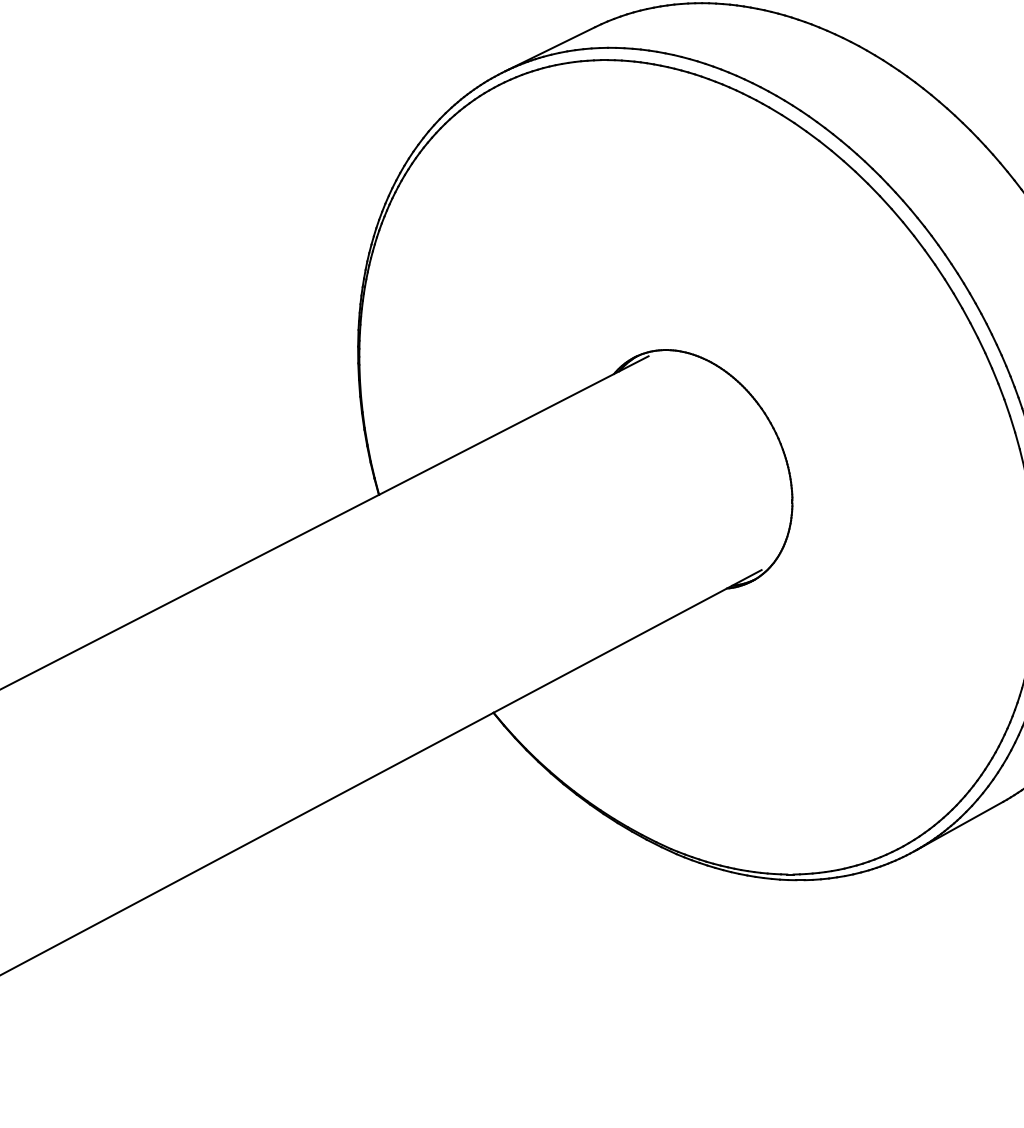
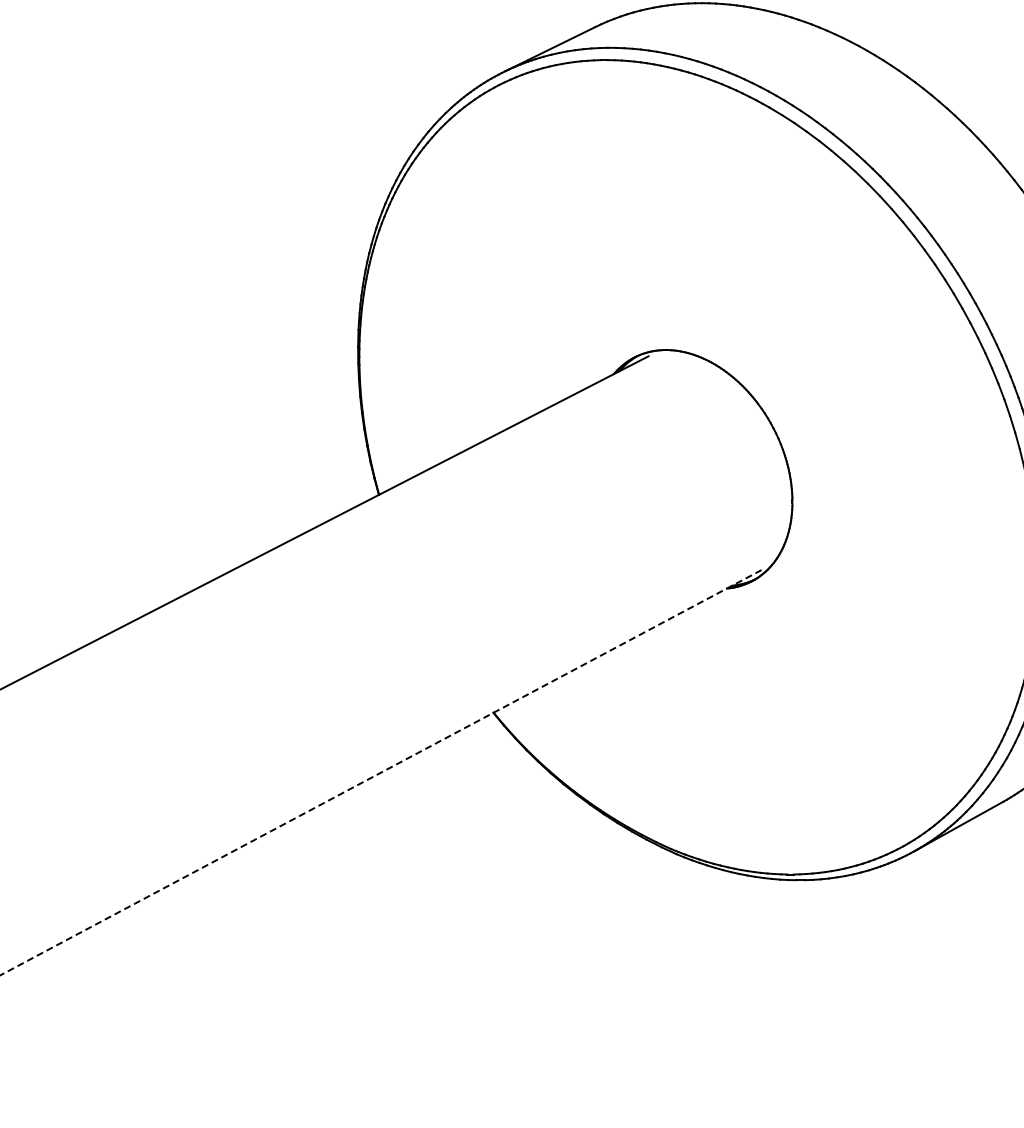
line: solid -> dashed (380, 773)
